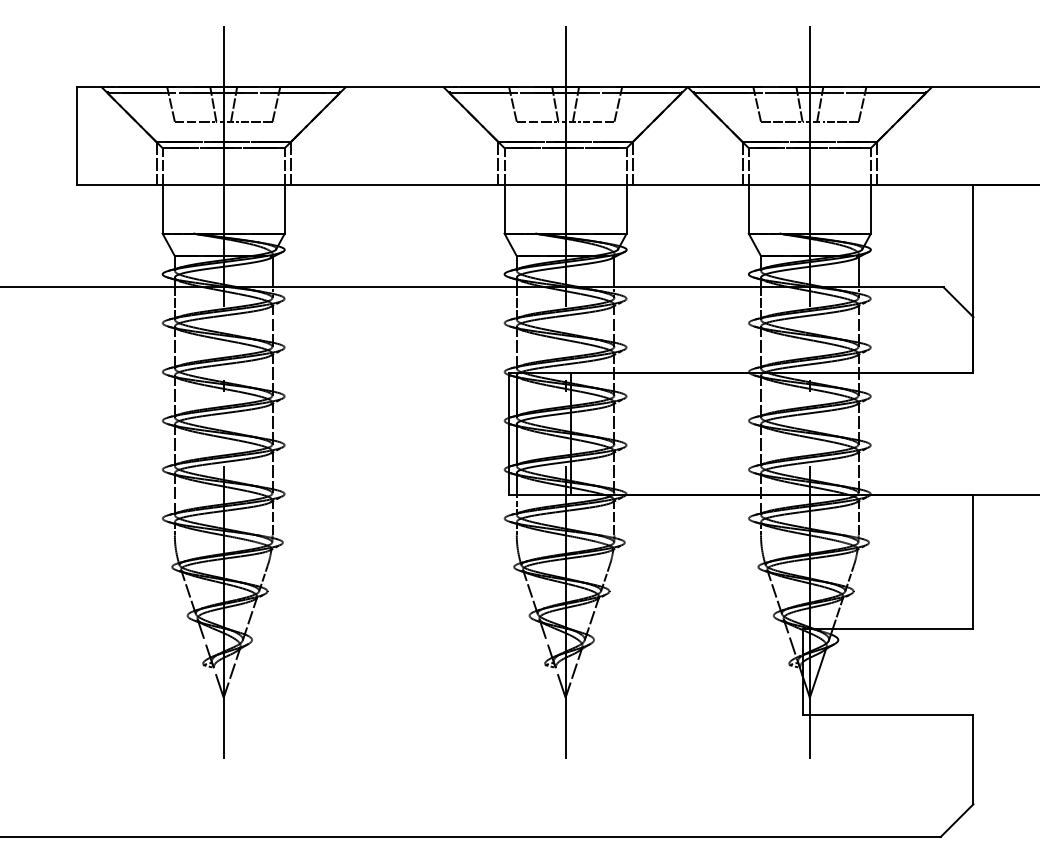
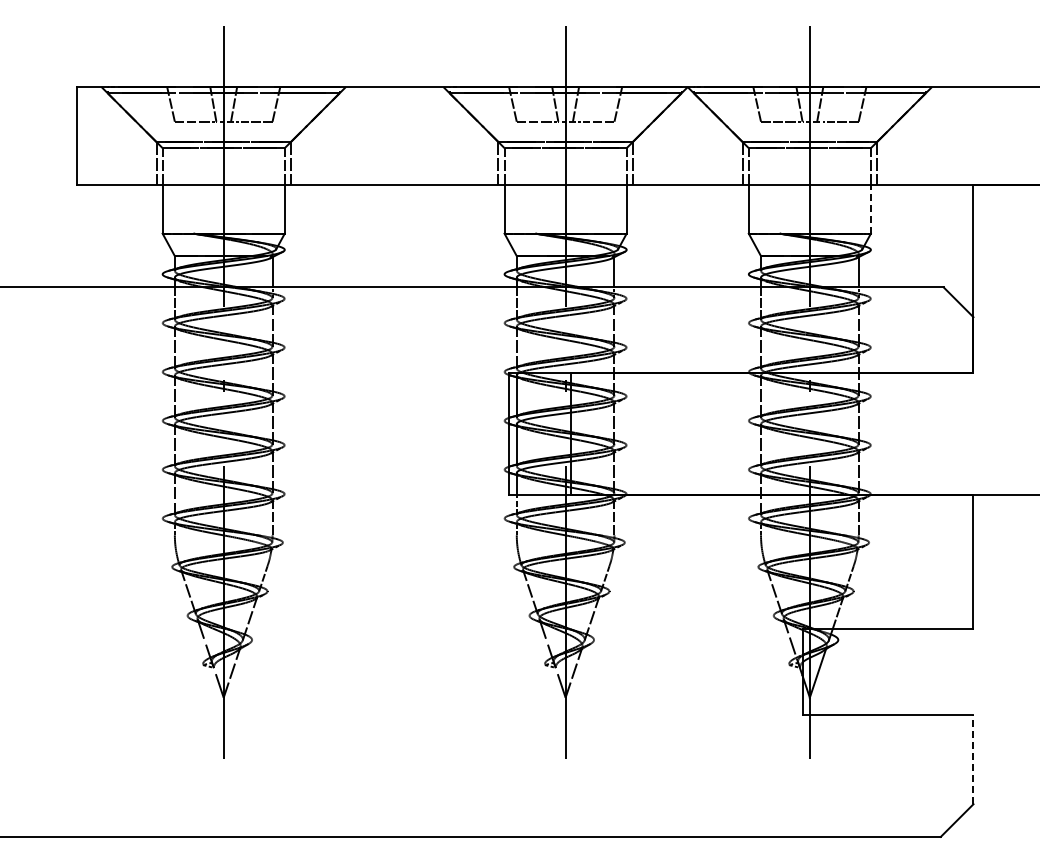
line: solid -> dashed (870, 208)
line: solid -> dashed (973, 759)
